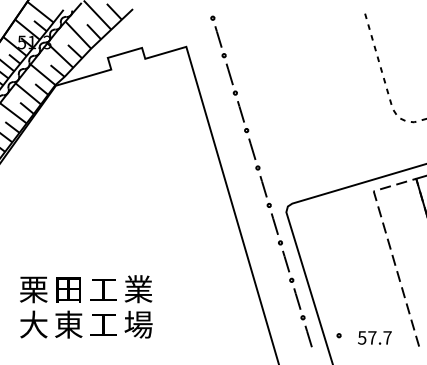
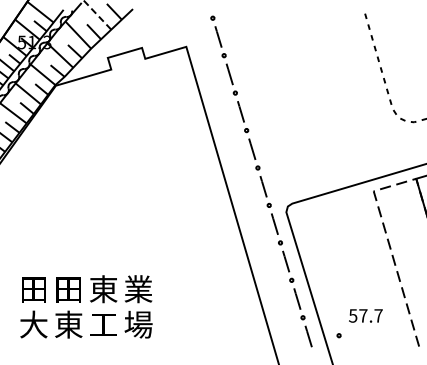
line: solid -> dashed (97, 14)
text: 栗 -> 田 (33, 289)
text: 工 -> 東 (103, 289)
text position: (374, 337) -> (365, 315) (365, 315)
